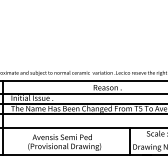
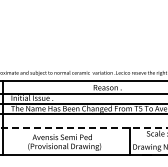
line: solid -> dashed (84, 128)
